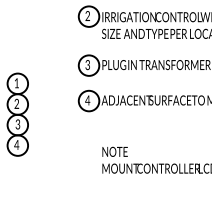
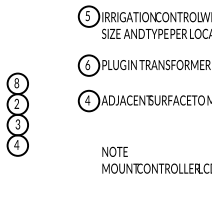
text: 2 -> 5 (87, 15)
text: 3 -> 6 (87, 64)
text: 1 -> 8 (16, 83)
